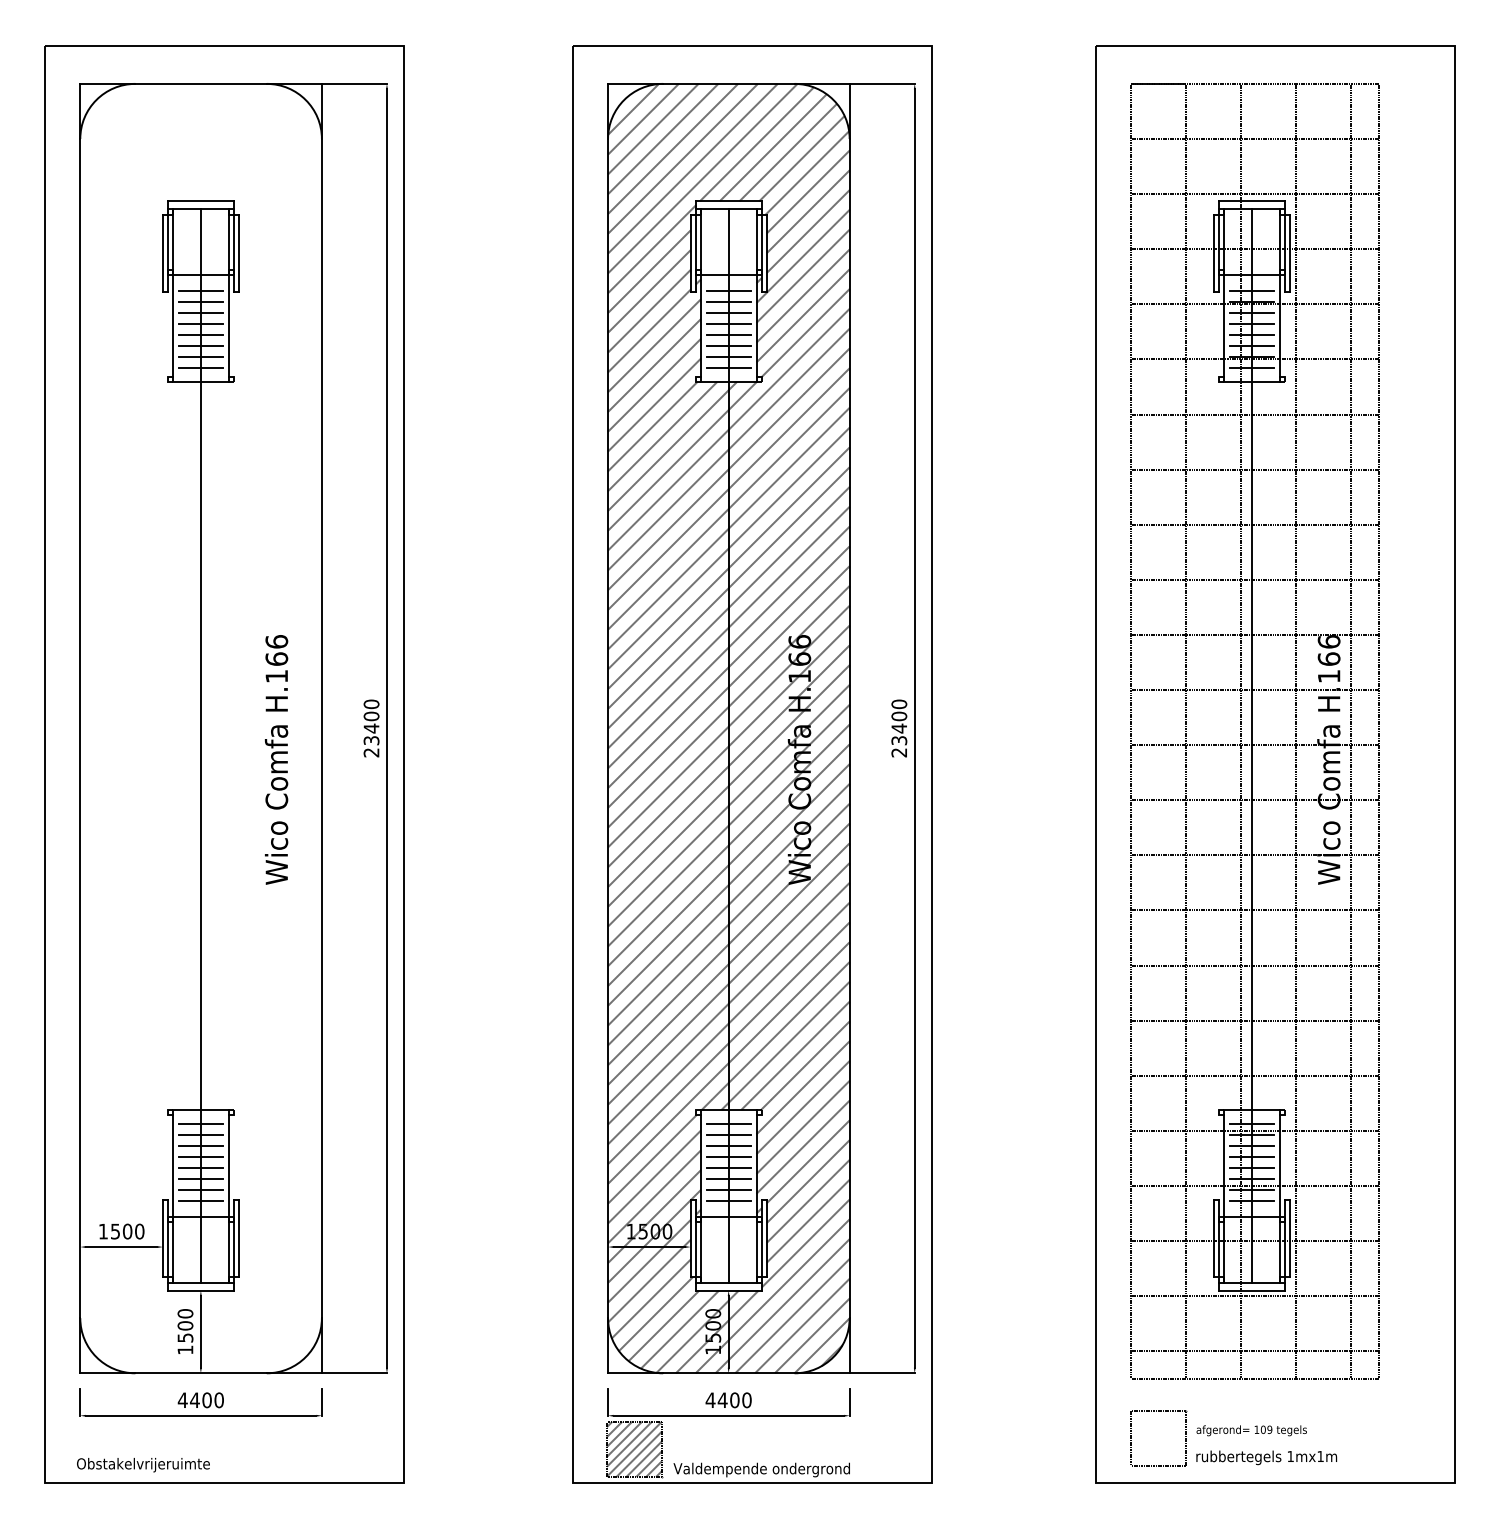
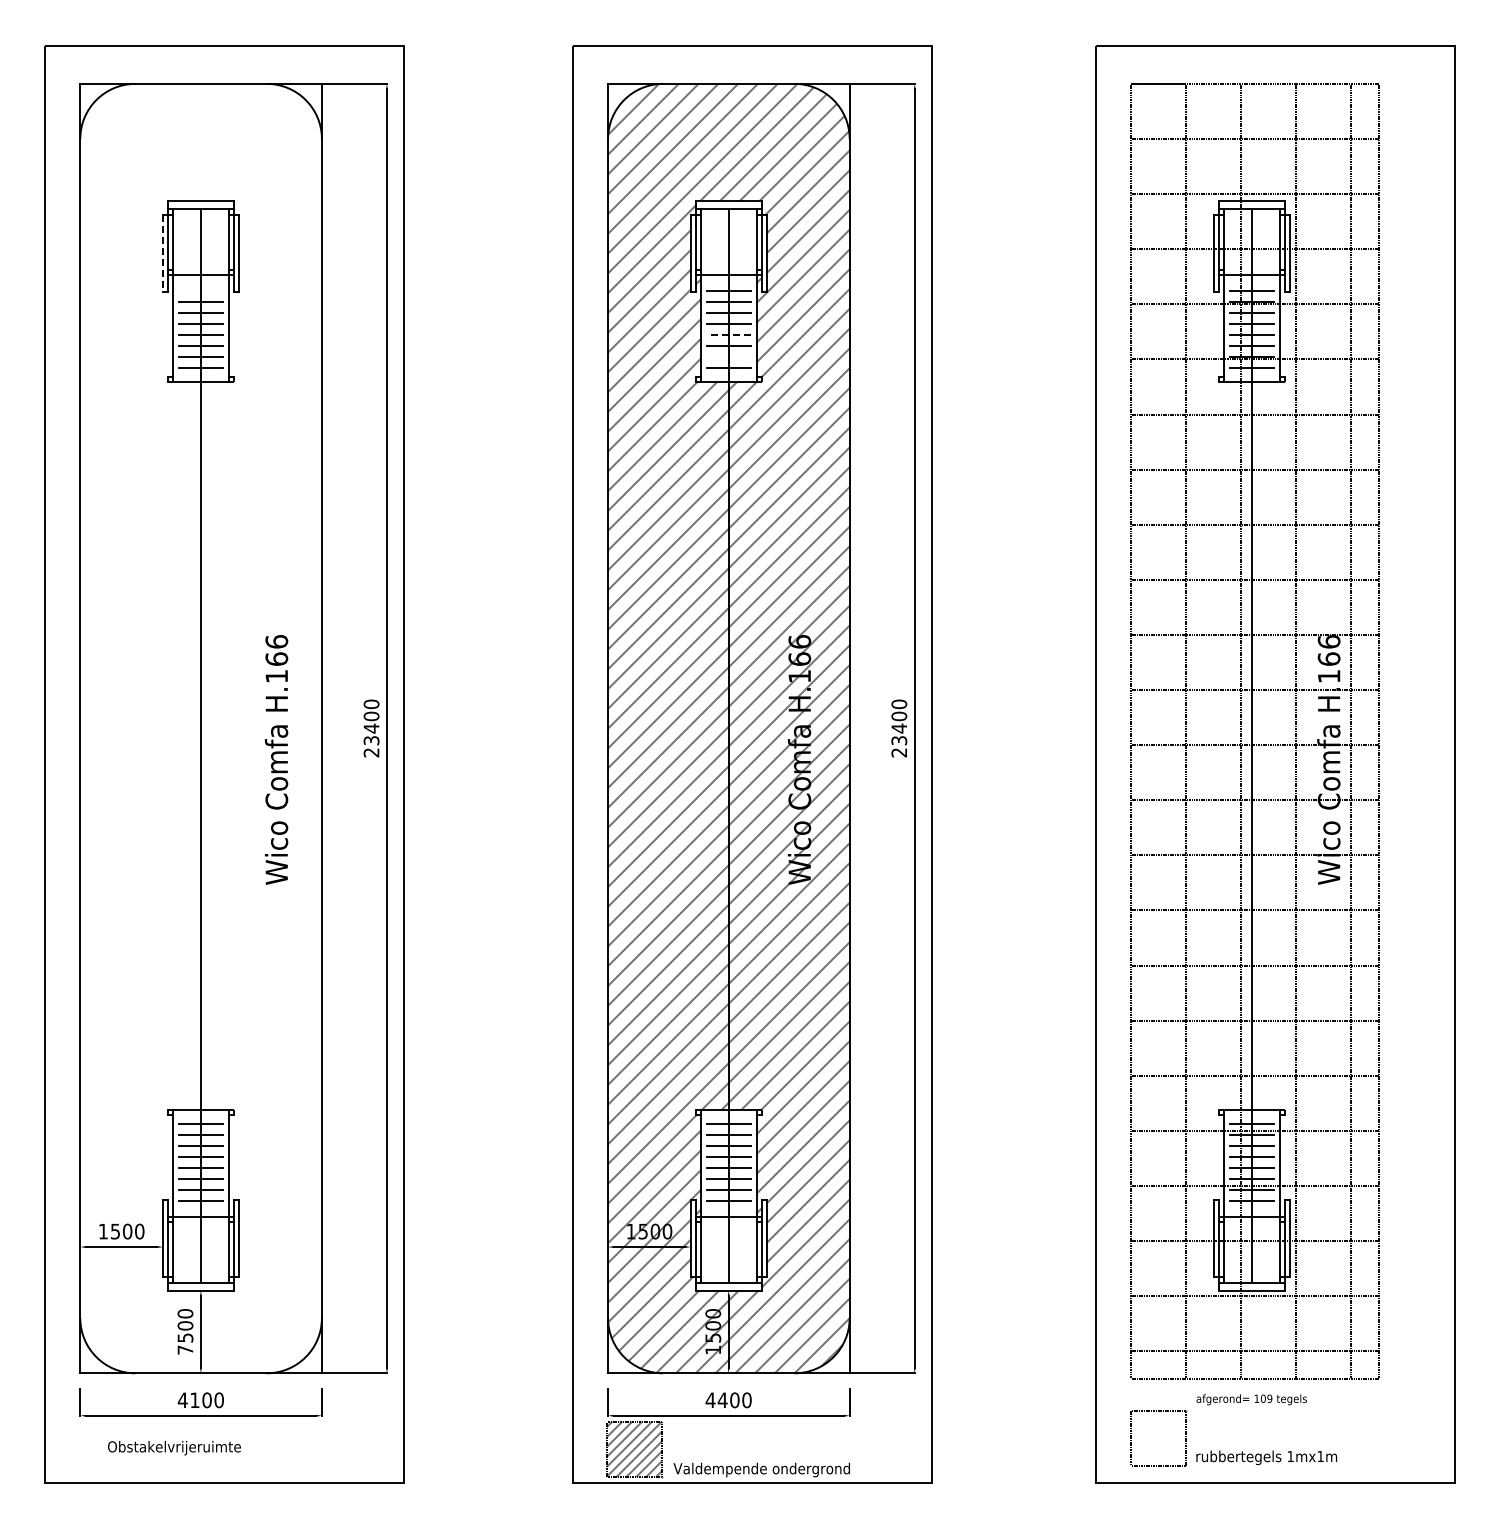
line: solid -> dashed (162, 253)
line: present -> none (200, 290)
line: solid -> dashed (728, 334)
line: present -> none (728, 356)
text: 1500 -> 7500 (185, 1349)
text: 4400 -> 4100 (194, 1399)
text position: (1251, 1430) -> (1251, 1399) (1251, 1399)
text position: (143, 1465) -> (174, 1448) (174, 1448)
